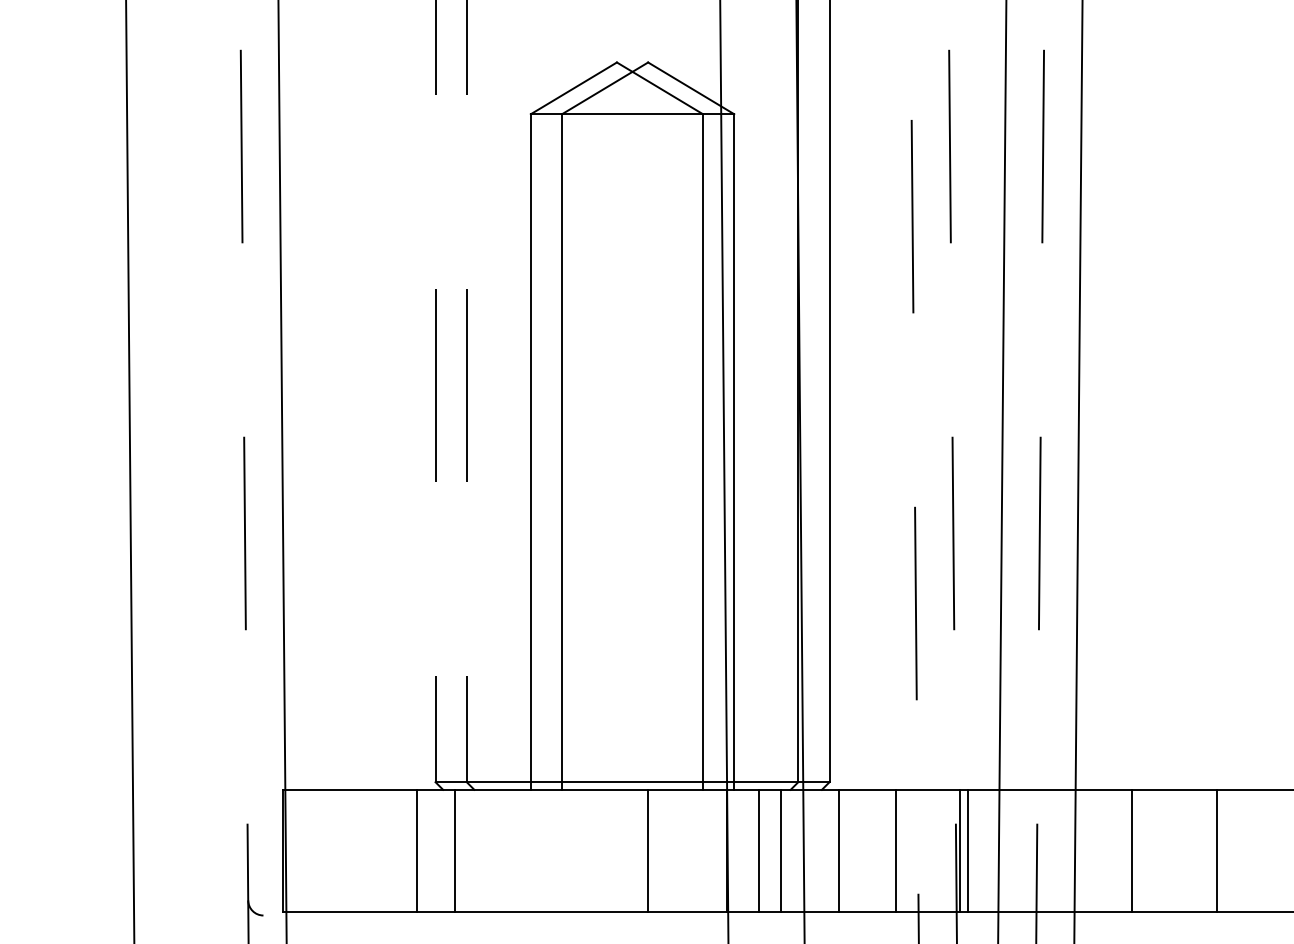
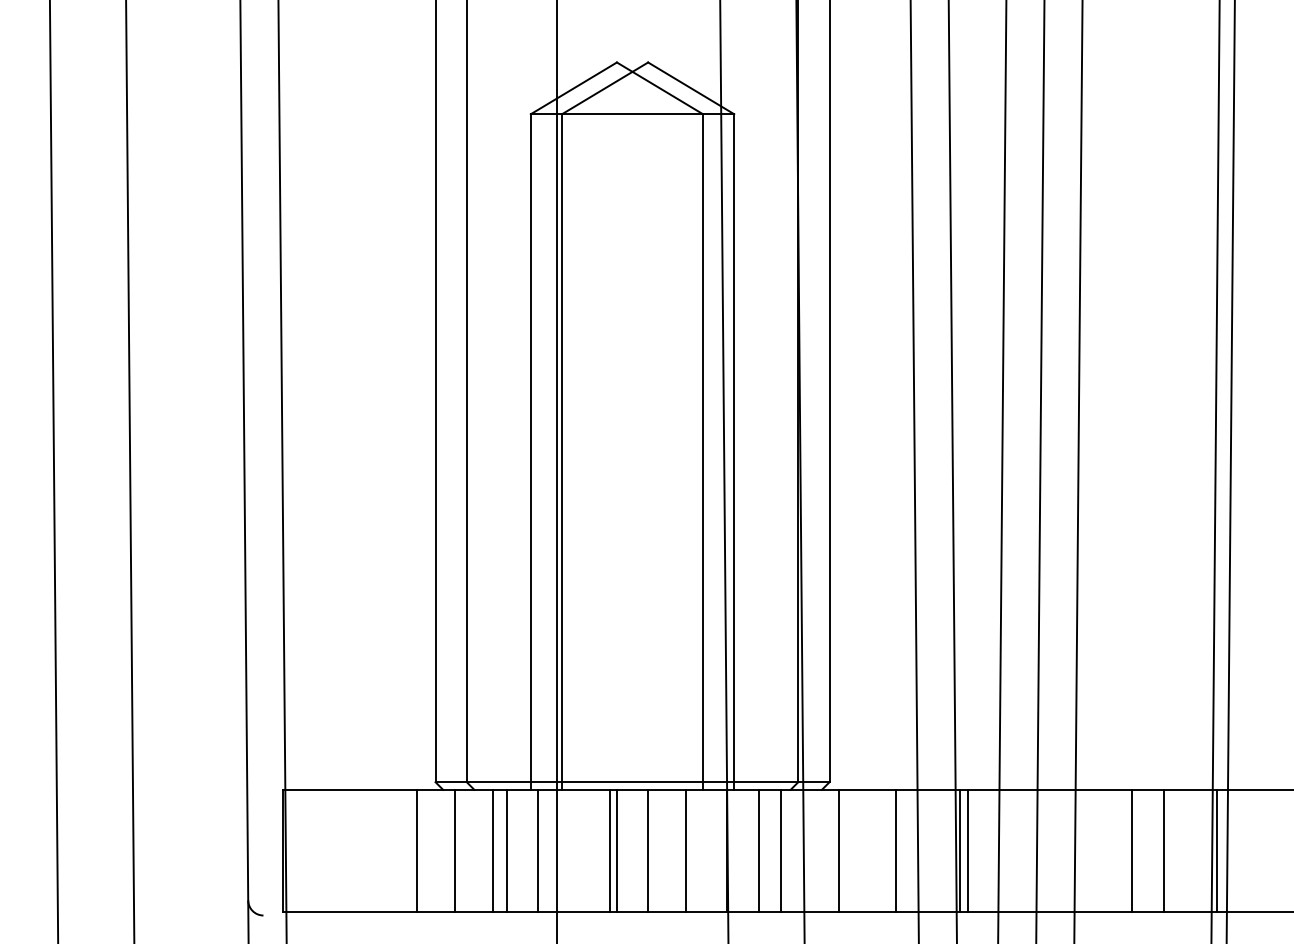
line: dashed -> solid (435, 391)
line: dashed -> solid (466, 391)
line: none -> present (53, 471)
line: dashed -> solid (244, 471)
line: none -> present (556, 471)
line: dashed -> solid (914, 471)
line: dashed -> solid (952, 471)
line: dashed -> solid (1040, 471)
line: none -> present (1215, 471)
line: none -> present (1230, 471)
line: none -> present (492, 850)
line: none -> present (506, 850)
line: none -> present (537, 850)
line: none -> present (610, 850)
line: none -> present (616, 850)
line: none -> present (686, 850)
line: none -> present (1163, 850)
